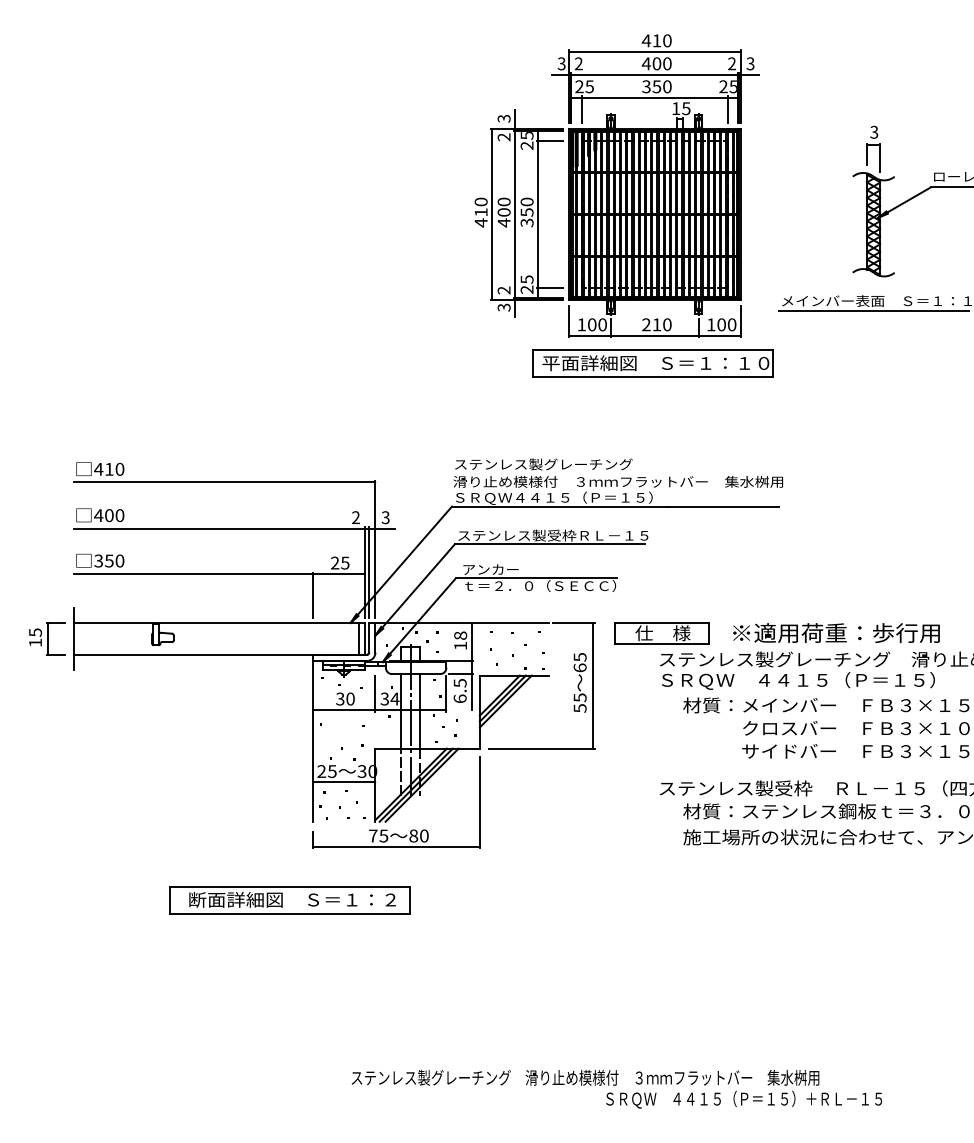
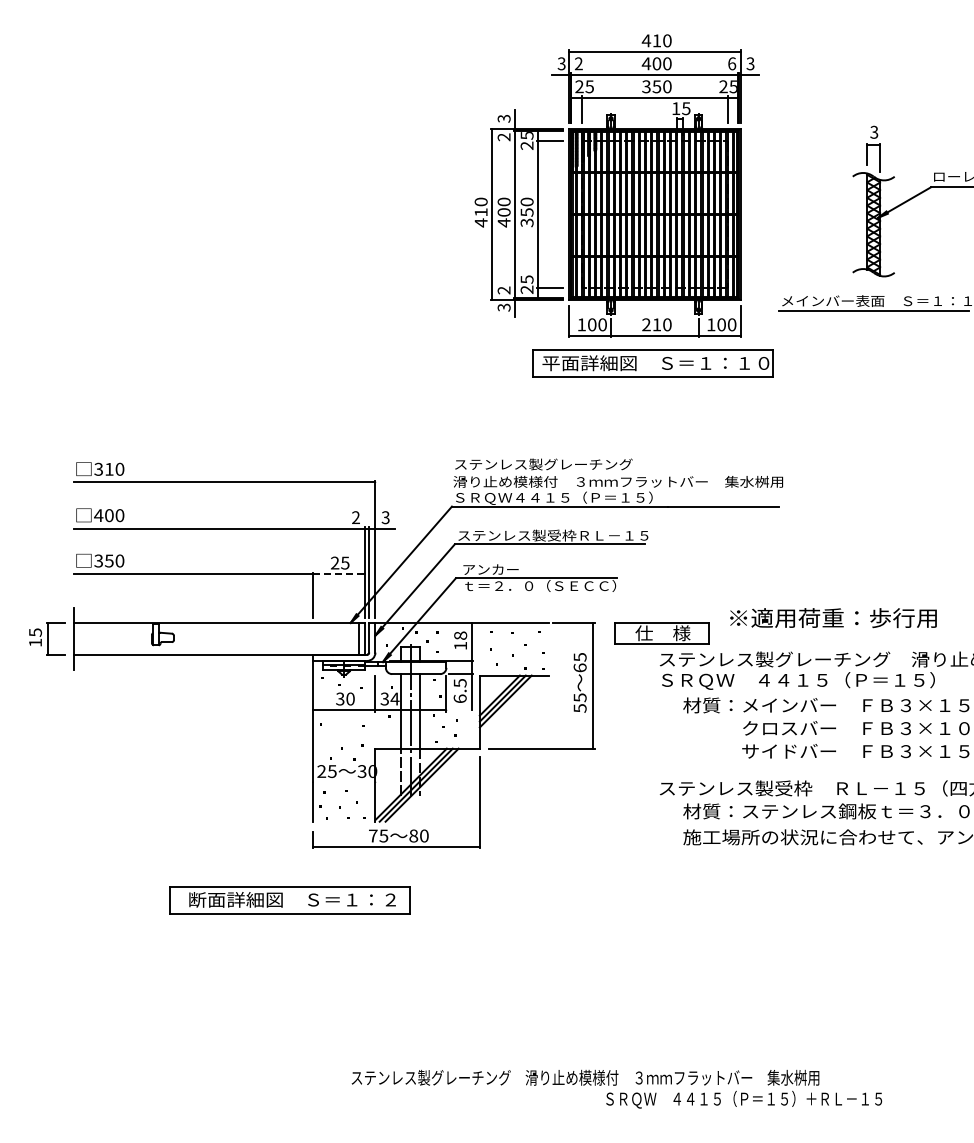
text: 2 -> 6 (732, 63)
text: 410 -> 310 (98, 468)
line: solid -> dashed (339, 573)
text position: (836, 633) -> (833, 618) (833, 618)
line: present -> none (343, 782)
